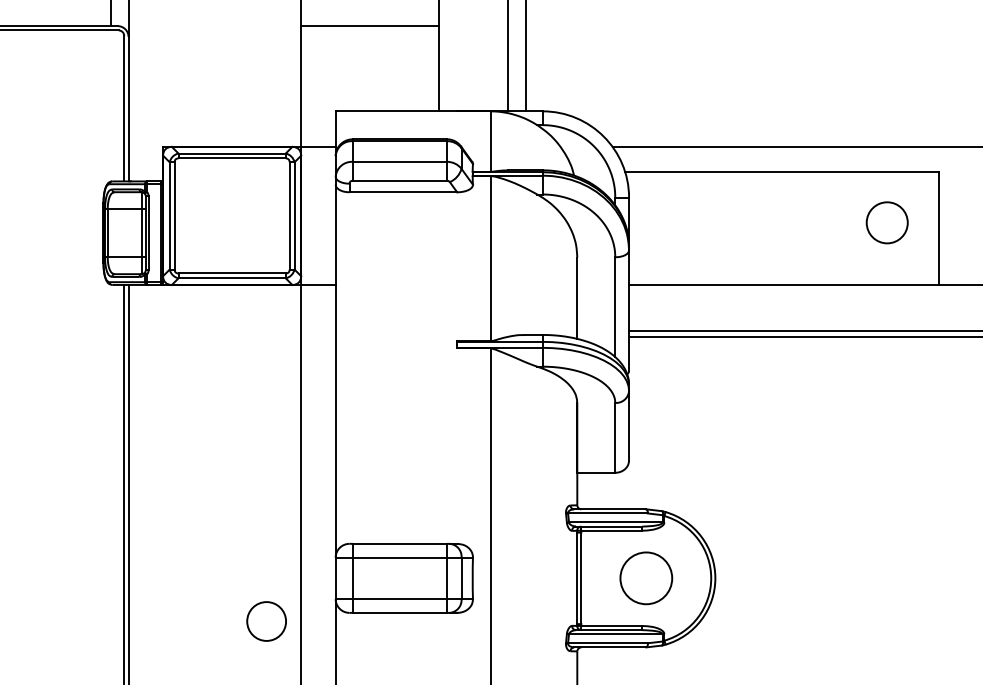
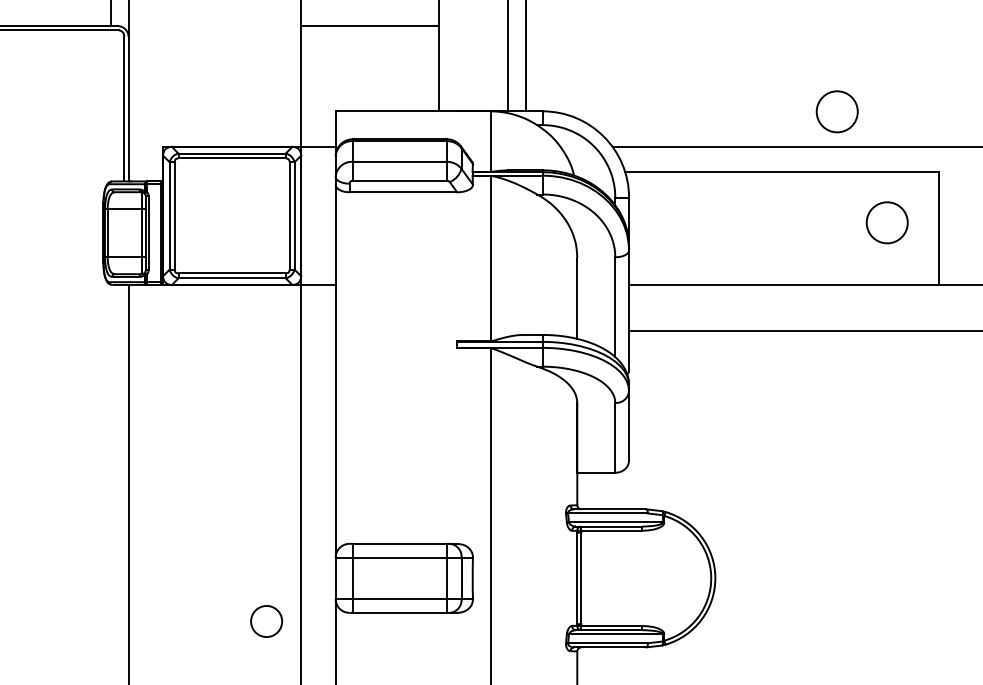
circle: none -> present (836, 111)
line: present -> none (804, 336)
line: present -> none (124, 482)
circle: present -> none (646, 578)
circle size: 41x41 px -> 34x33 px (266, 621)
